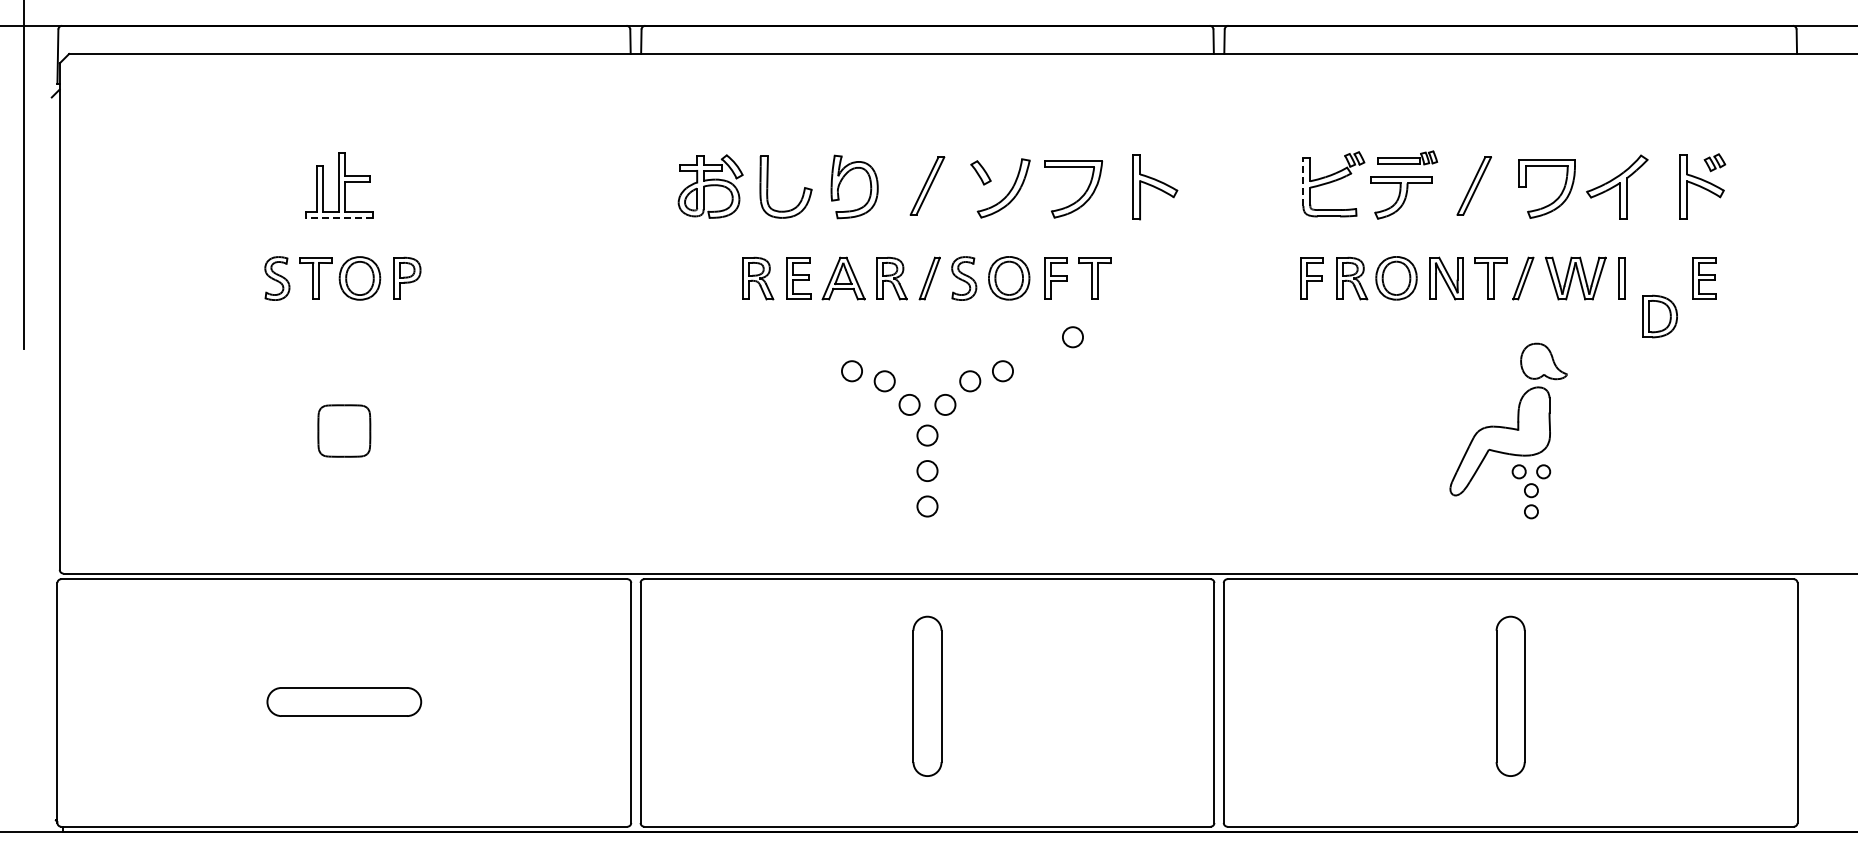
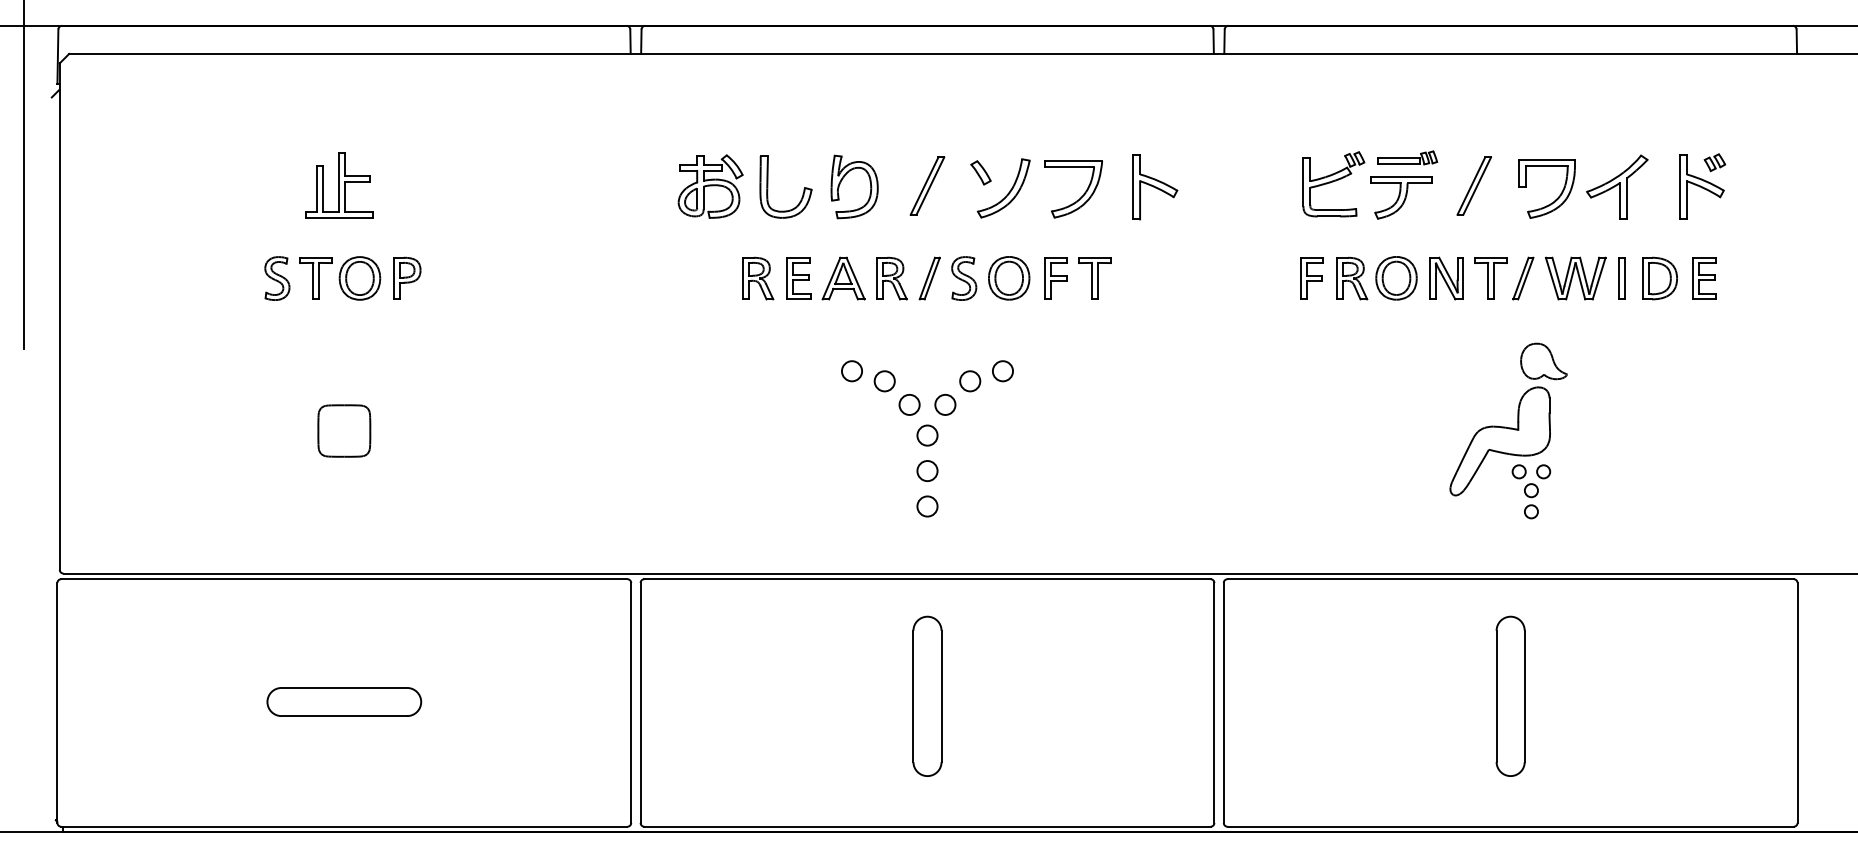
line: dashed -> solid (1303, 182)
line: dashed -> solid (339, 218)
part position: (1659, 316) -> (1659, 278) (1659, 278)
circle: present -> none (1072, 337)
